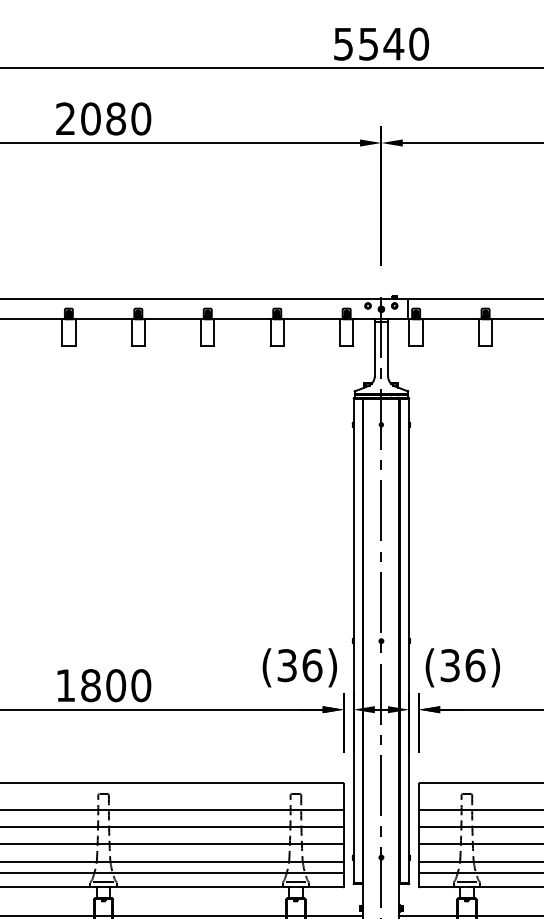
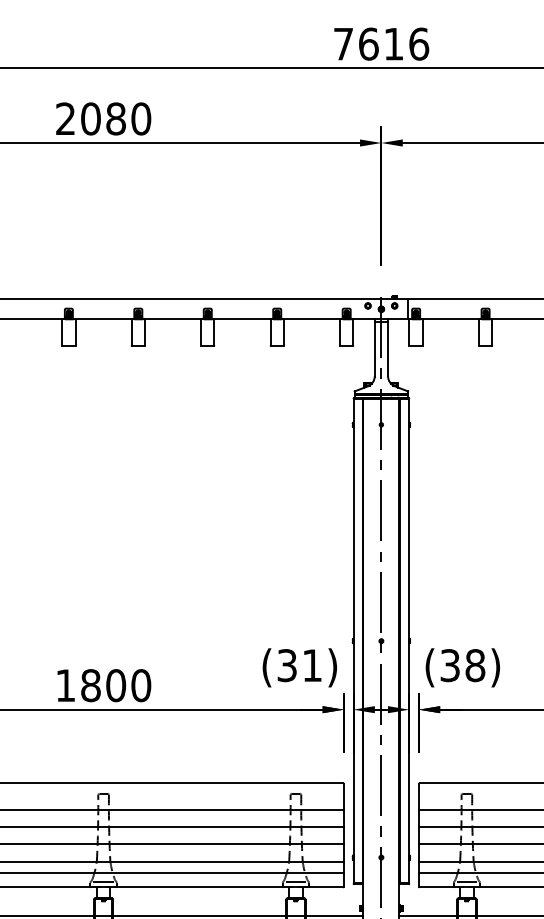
text: 5540 -> 7616 (381, 43)
text: (36) -> (31) (312, 665)
text: (36) -> (38) (475, 665)
